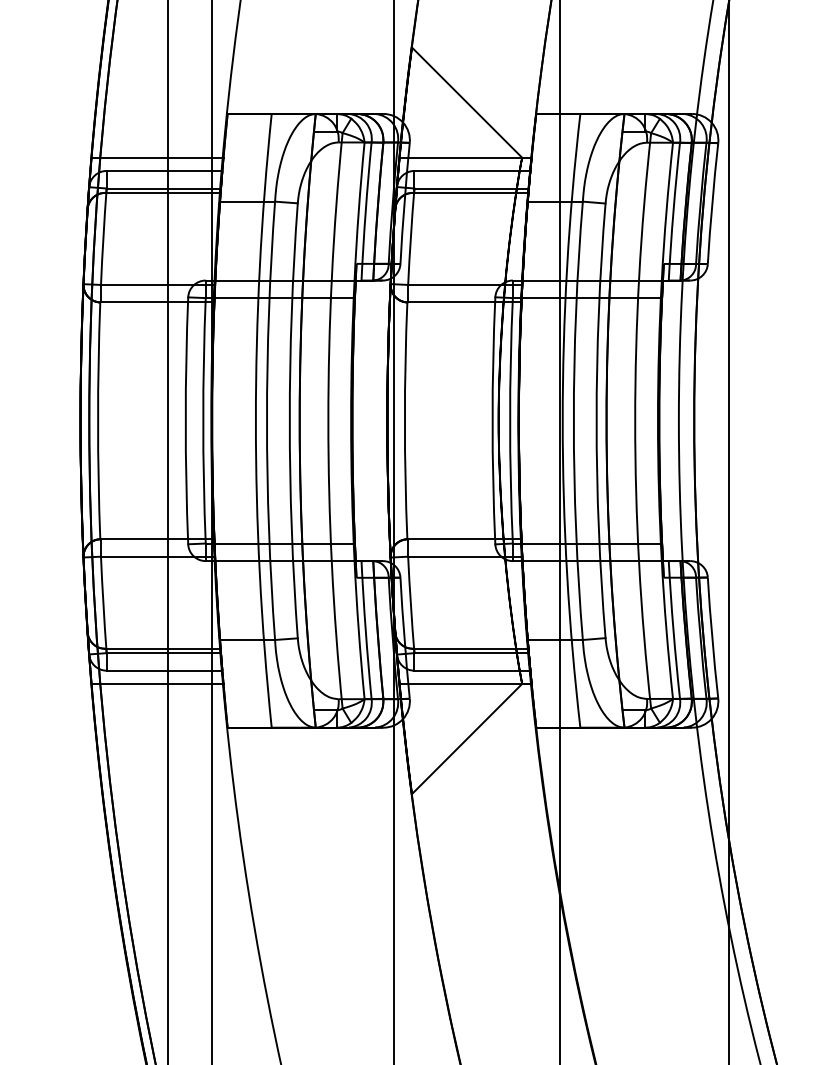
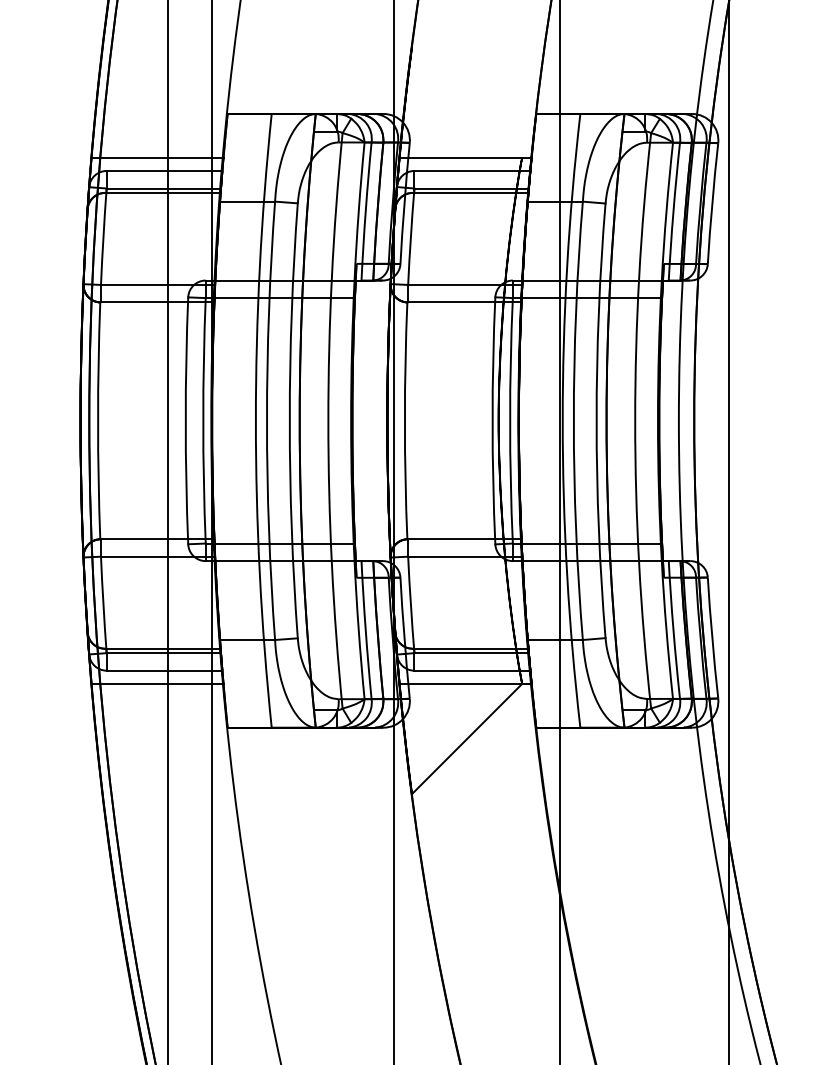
line: present -> none (466, 102)
